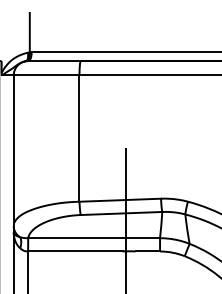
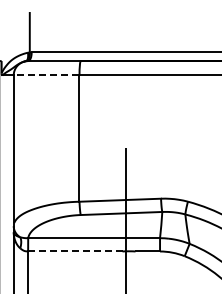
line: solid -> dashed (46, 75)
line: solid -> dashed (74, 251)
